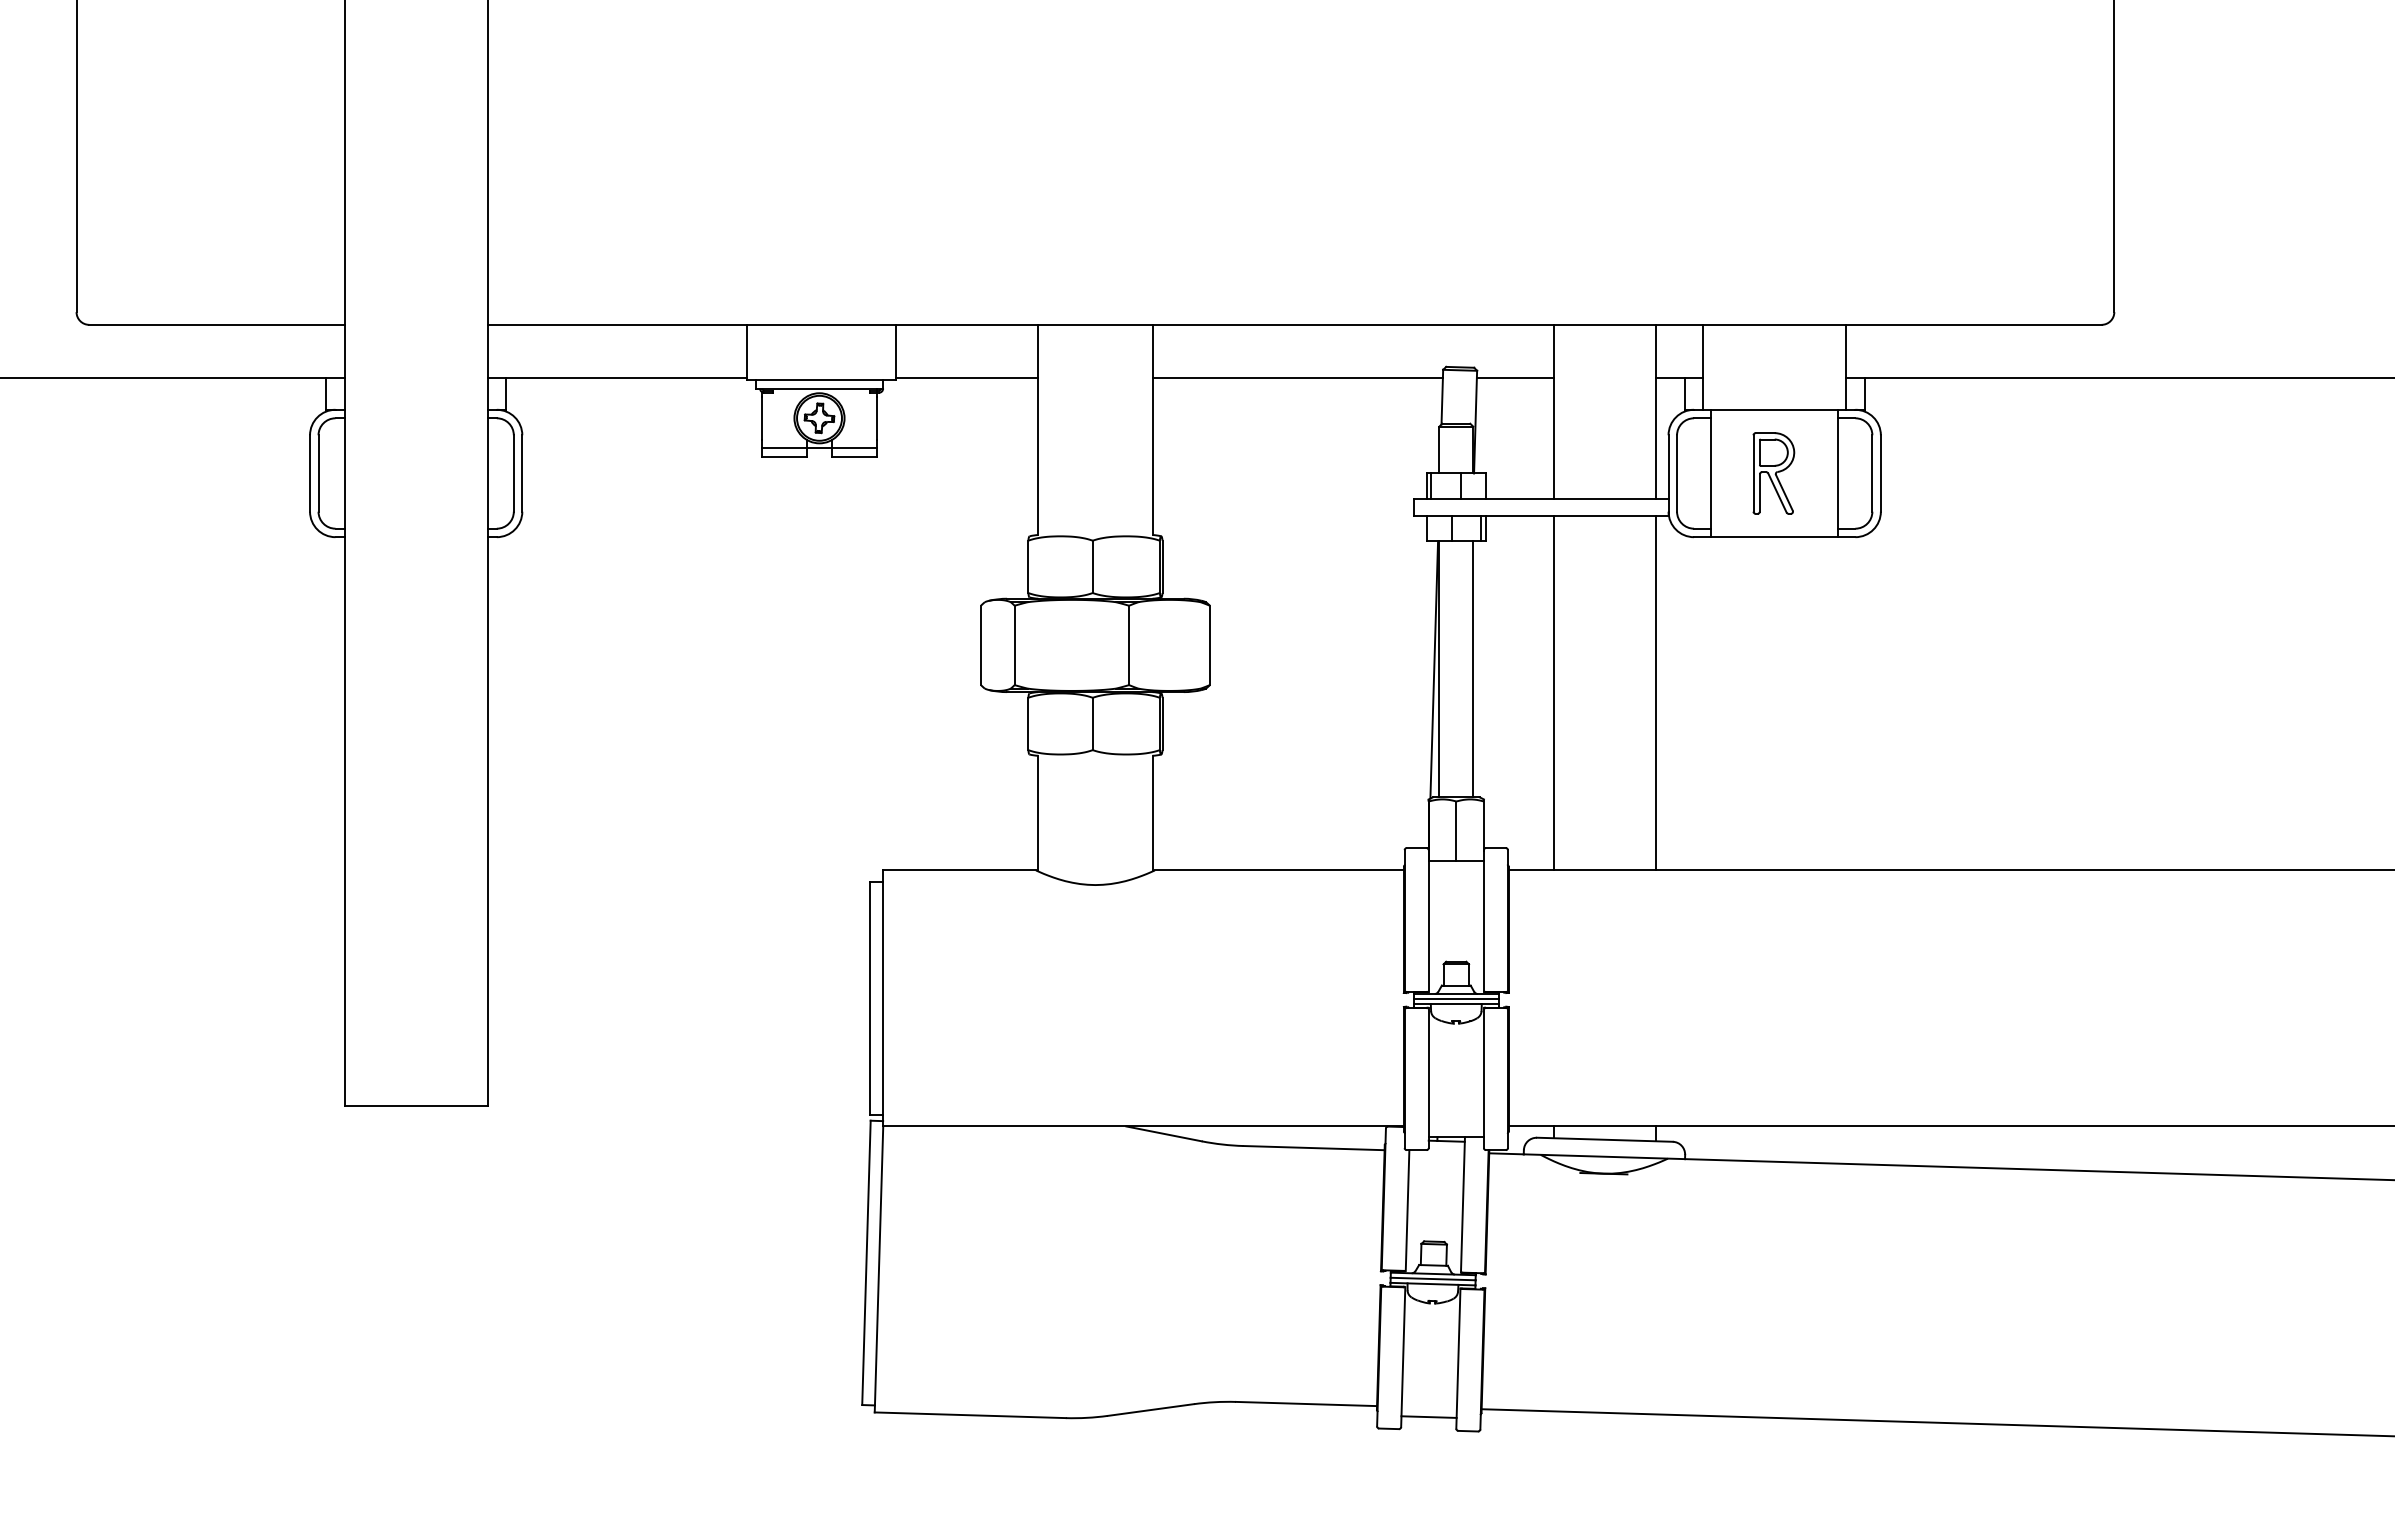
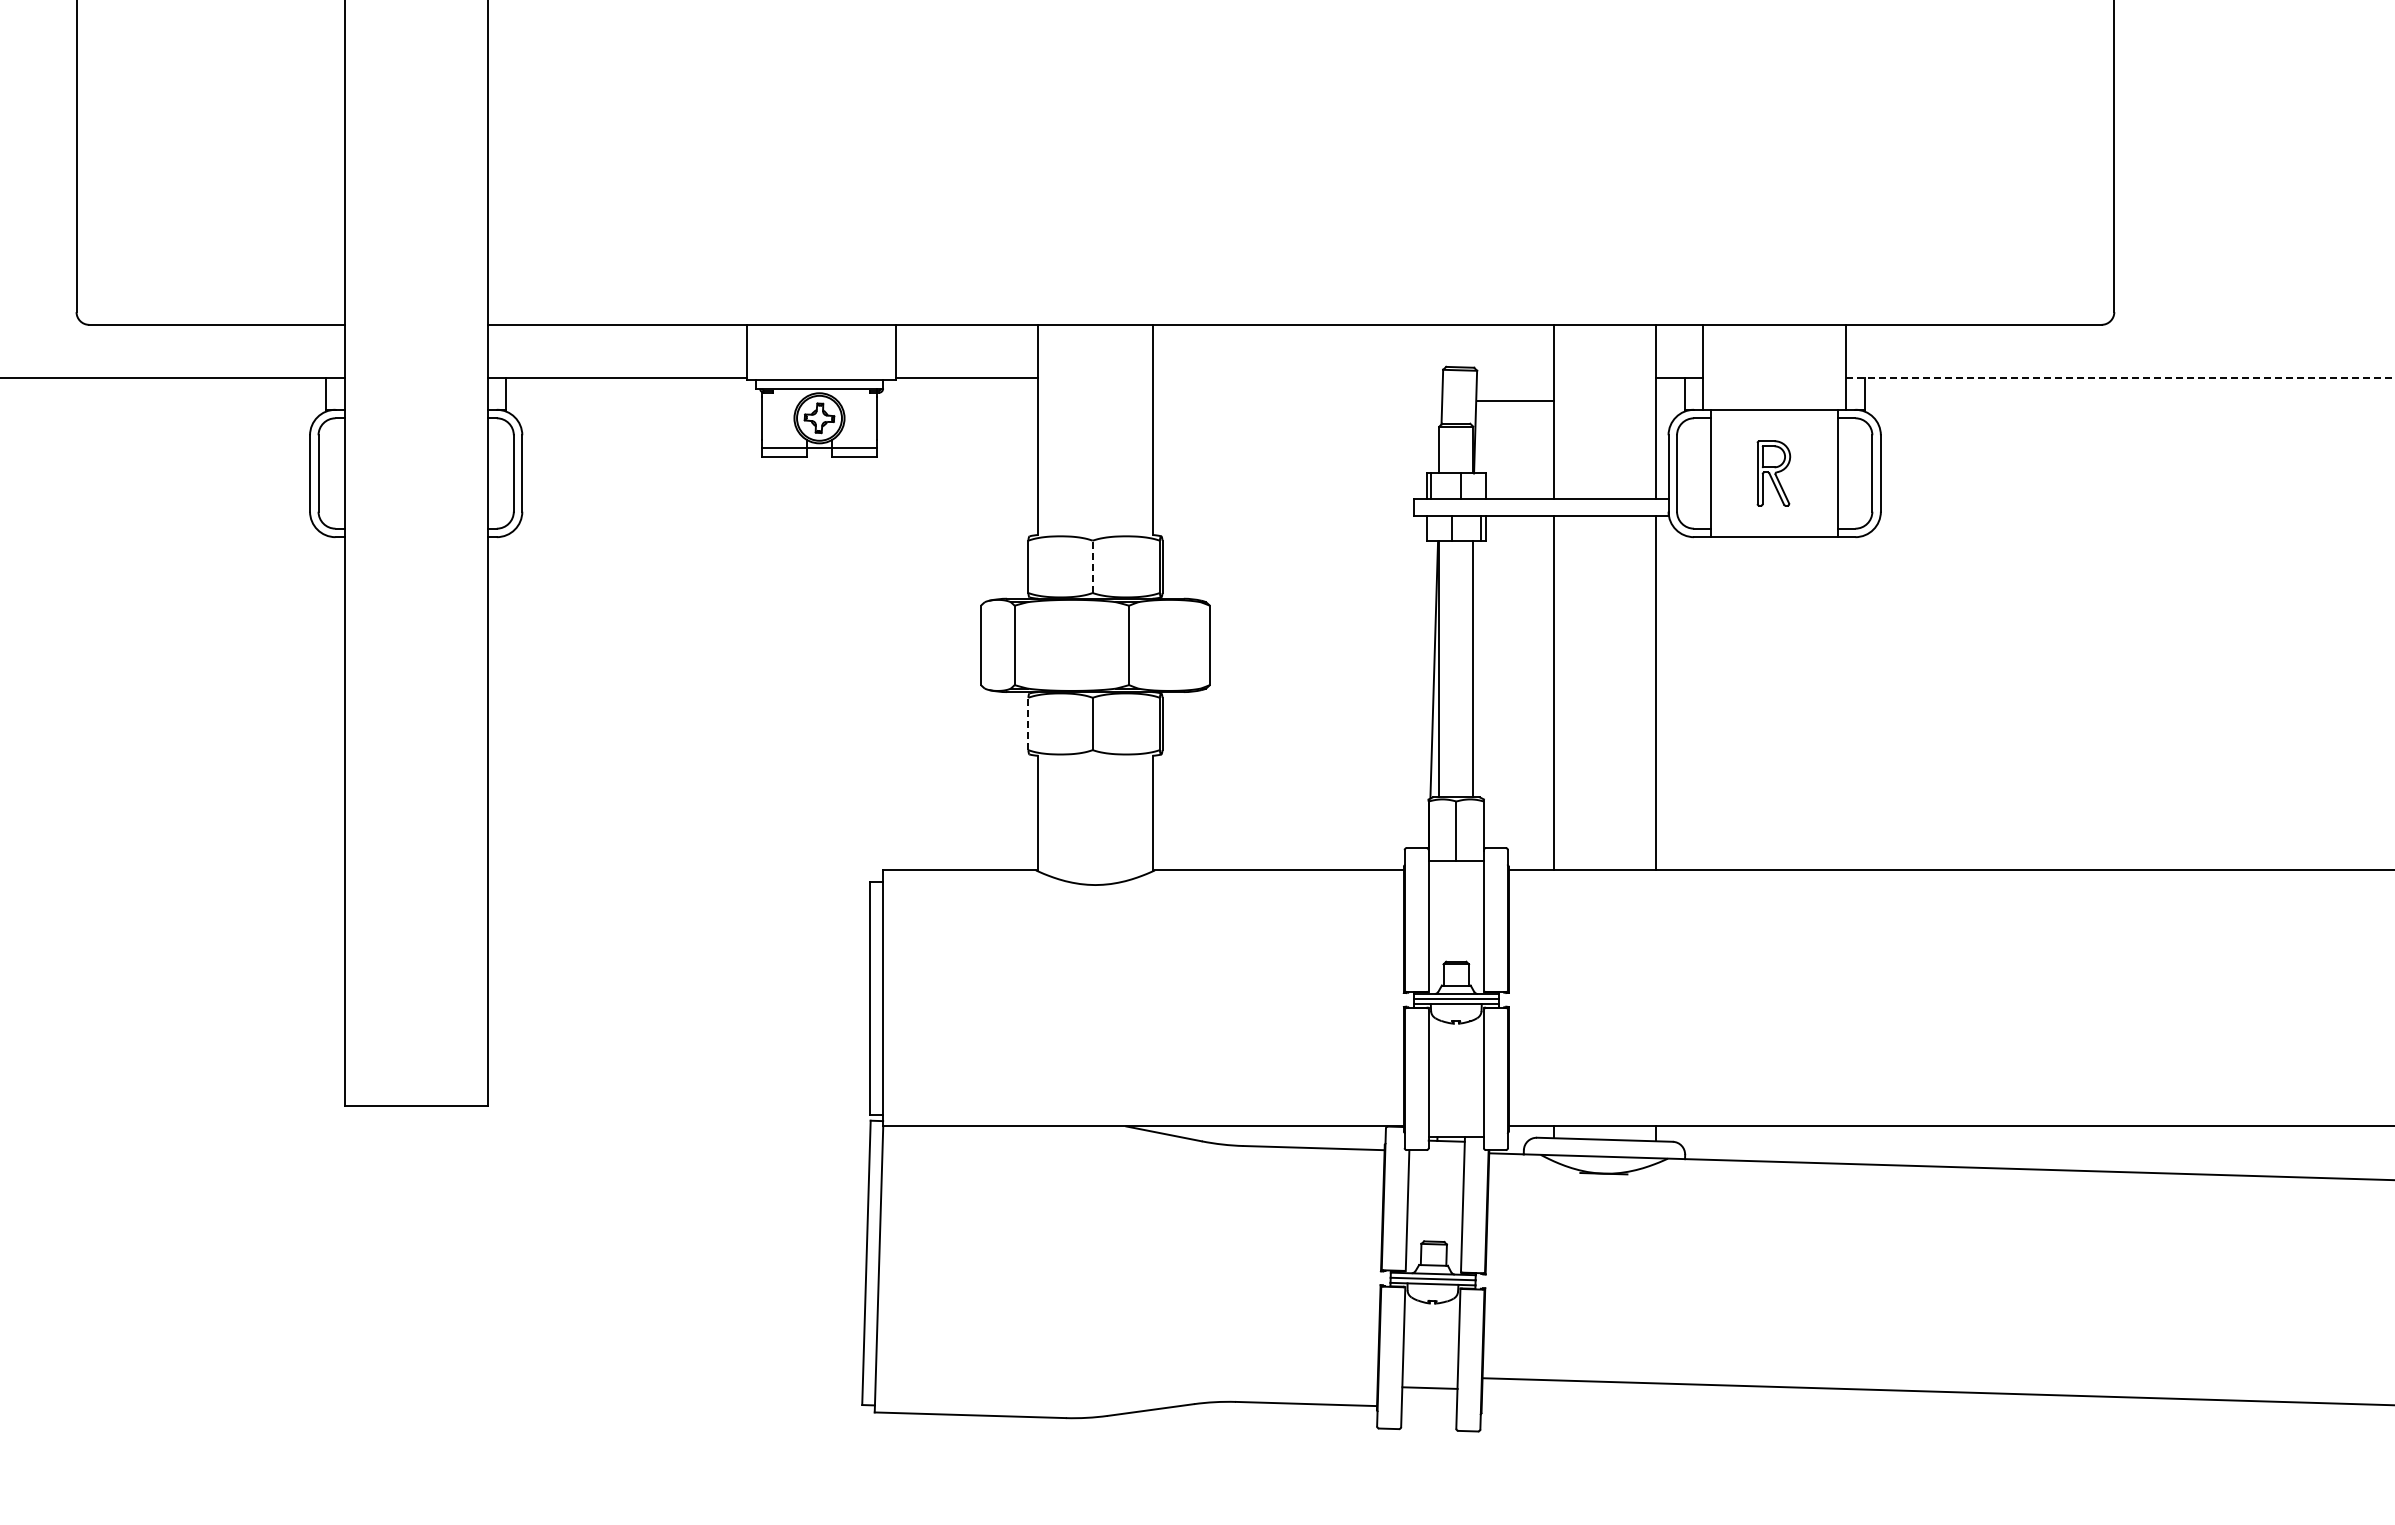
line: present -> none (1297, 377)
line position: (1514, 377) -> (1514, 400) (1514, 400)
line: solid -> dashed (2120, 377)
part size: 44x83 px -> 36x67 px (1773, 473)
line: solid -> dashed (1092, 566)
line: solid -> dashed (1028, 723)
line position: (1428, 1416) -> (1429, 1387) (1429, 1387)
line position: (1936, 1422) -> (1936, 1391) (1936, 1391)
